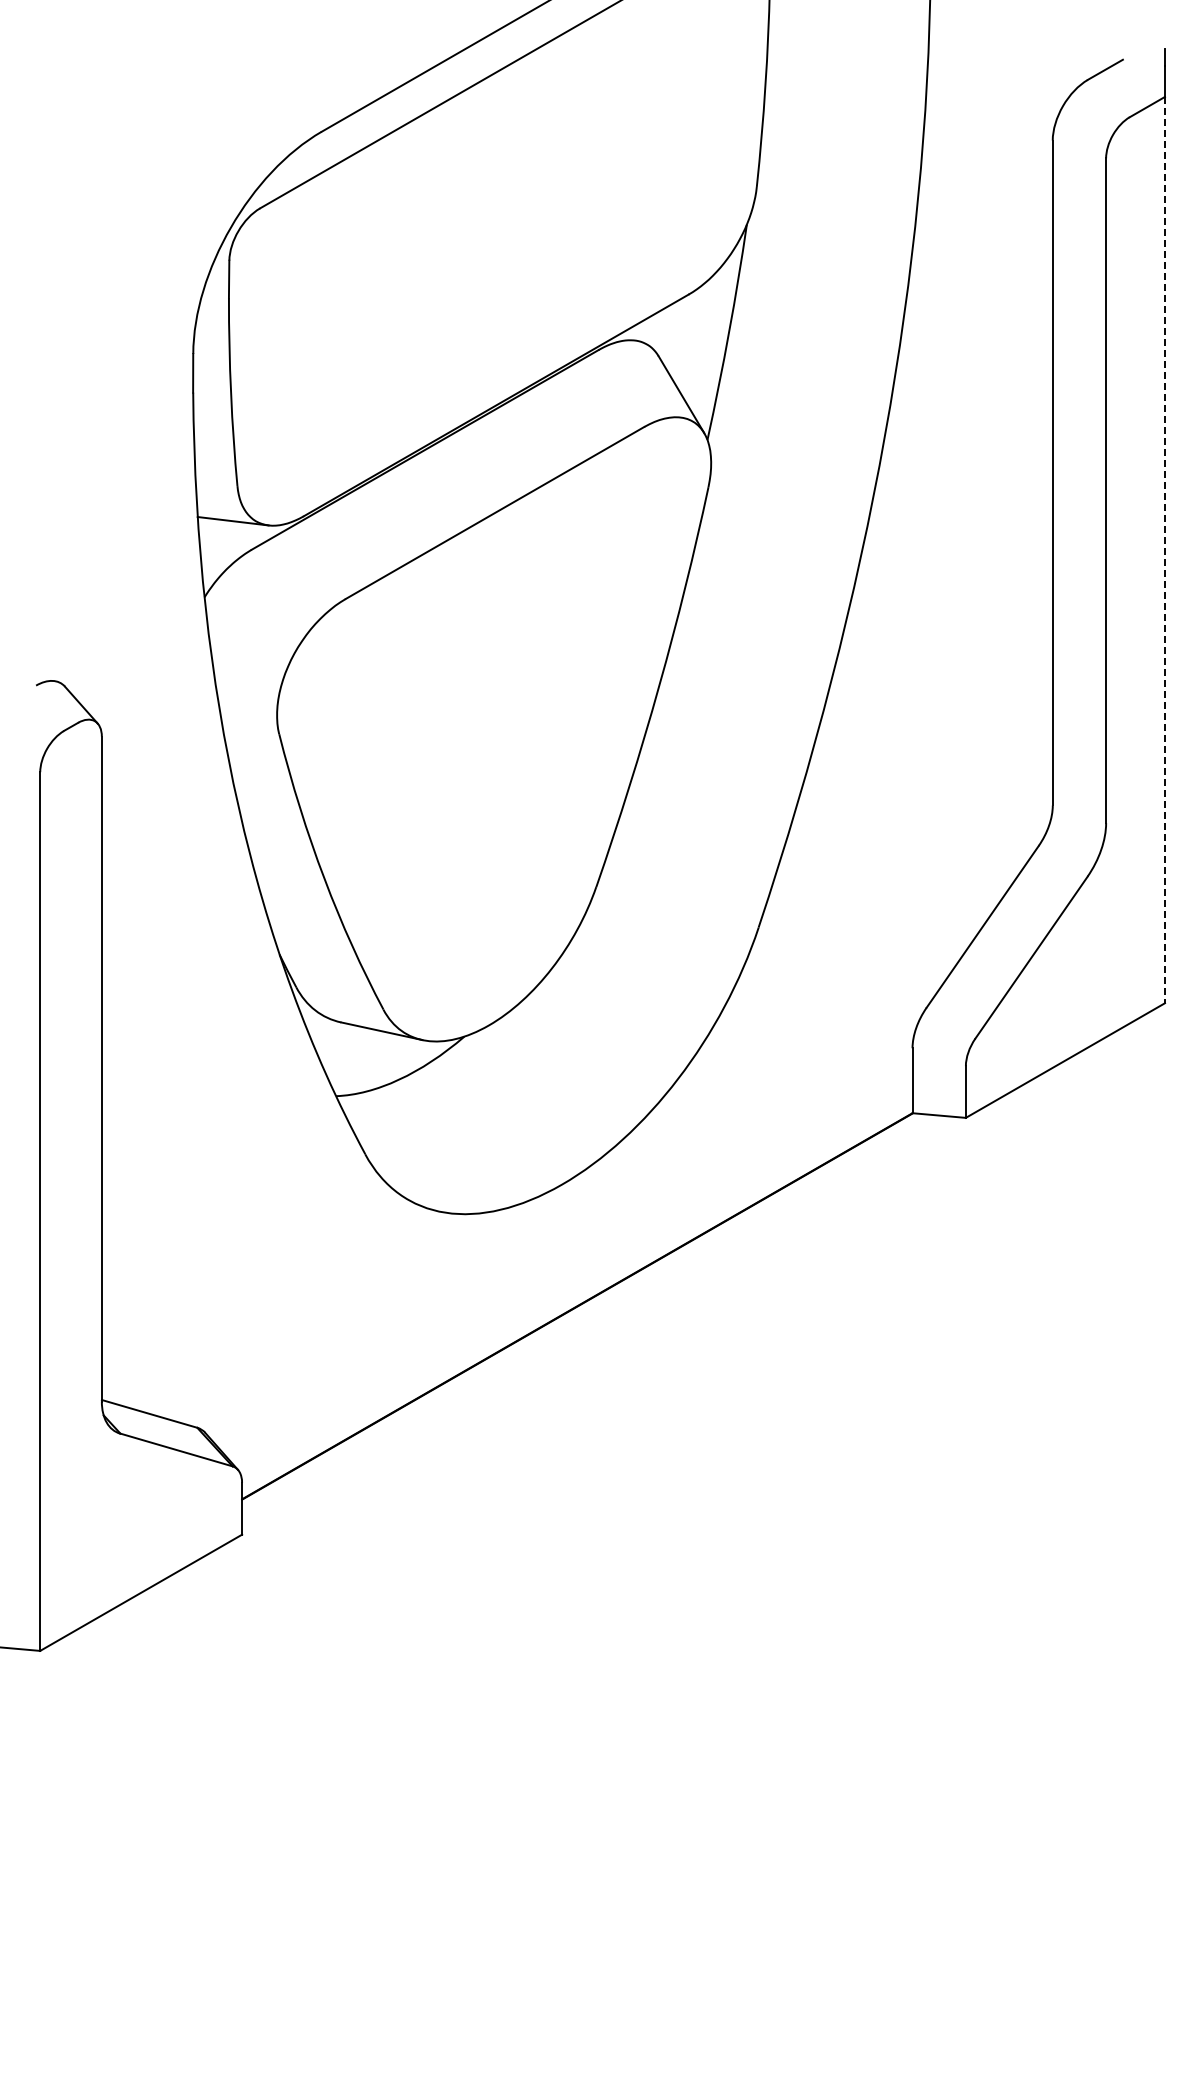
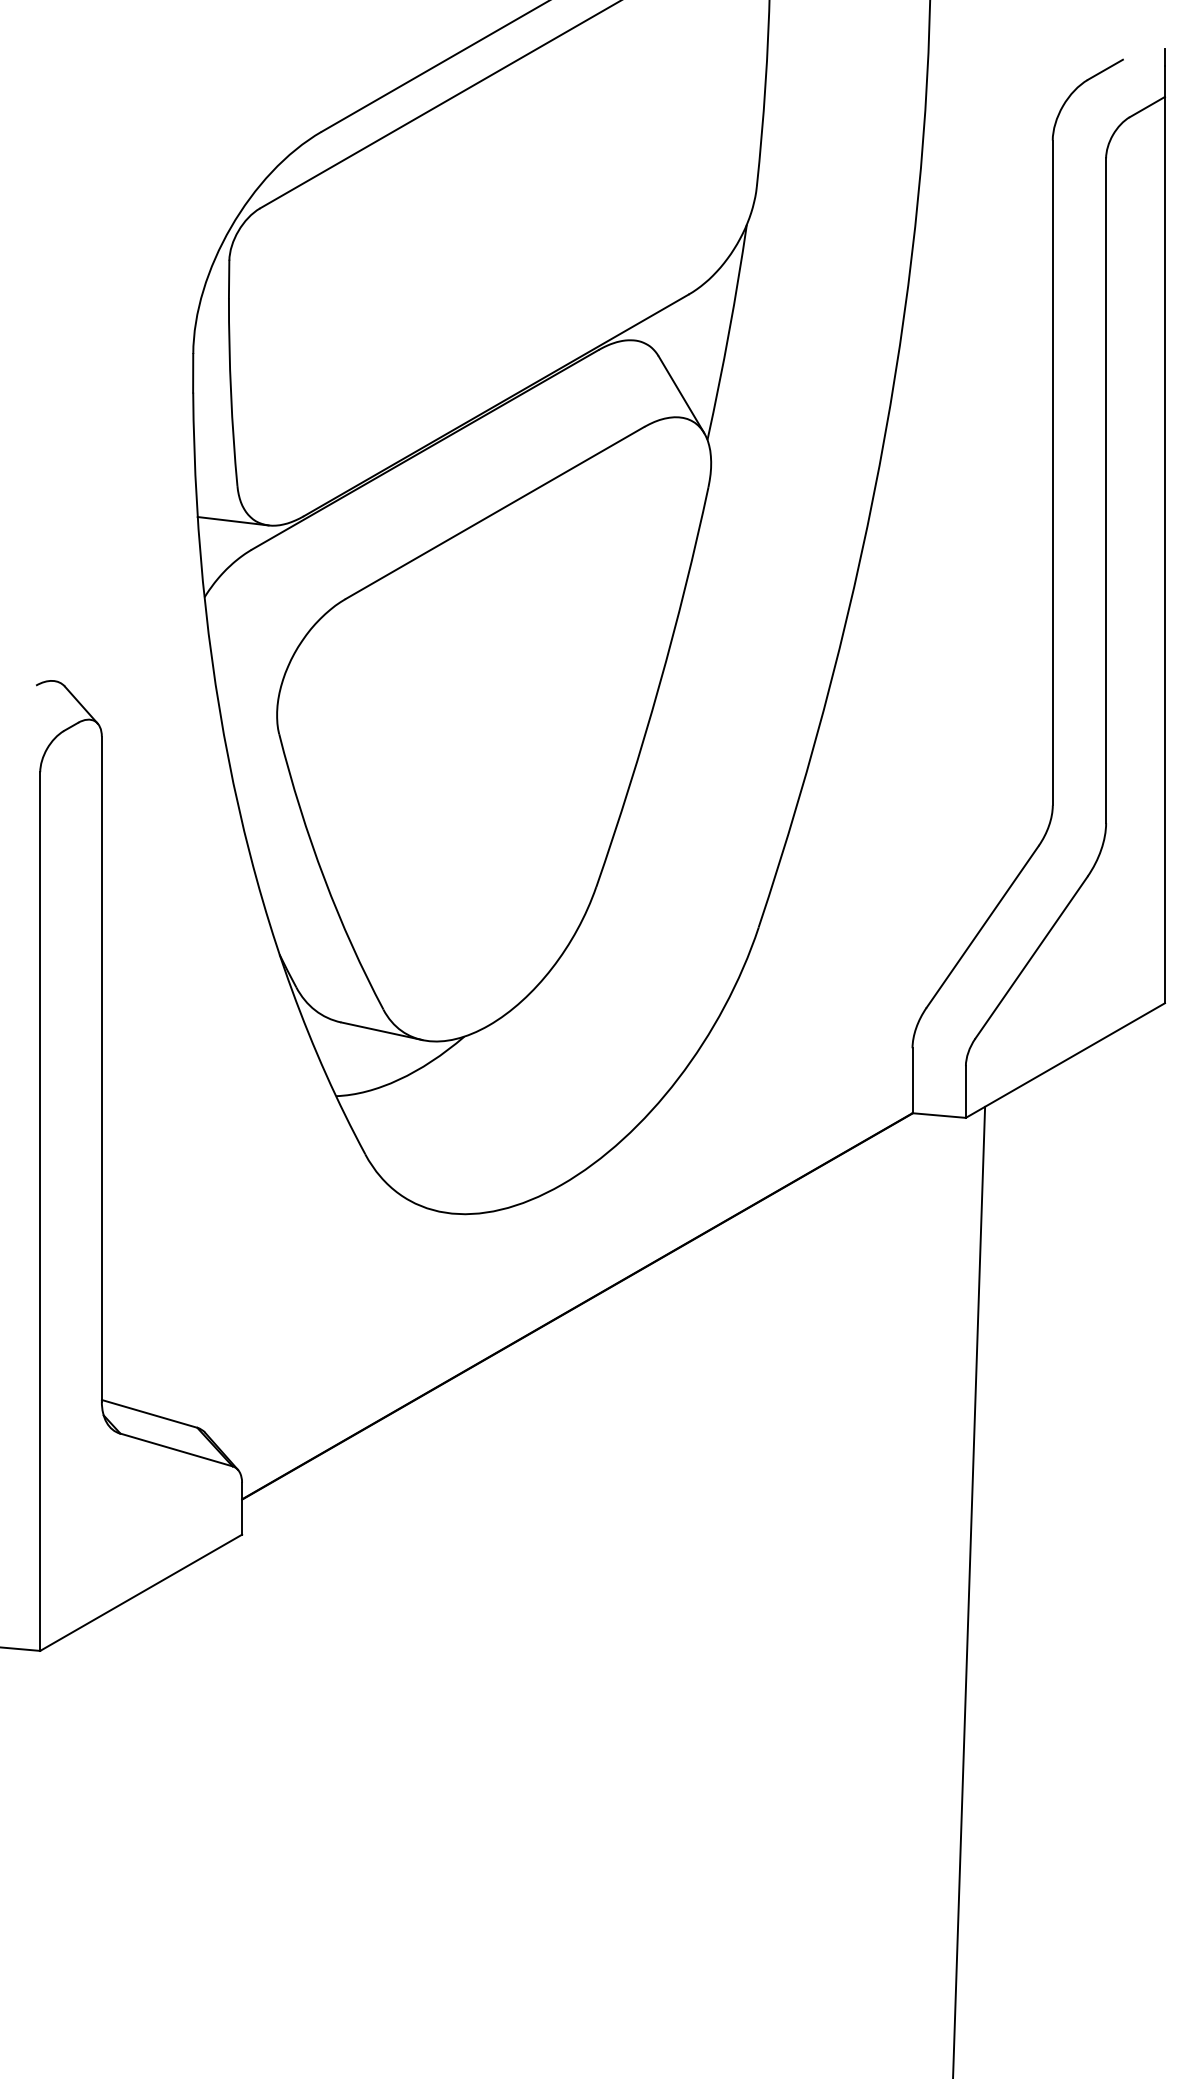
line: dashed -> solid (1164, 550)
line: none -> present (969, 1590)
